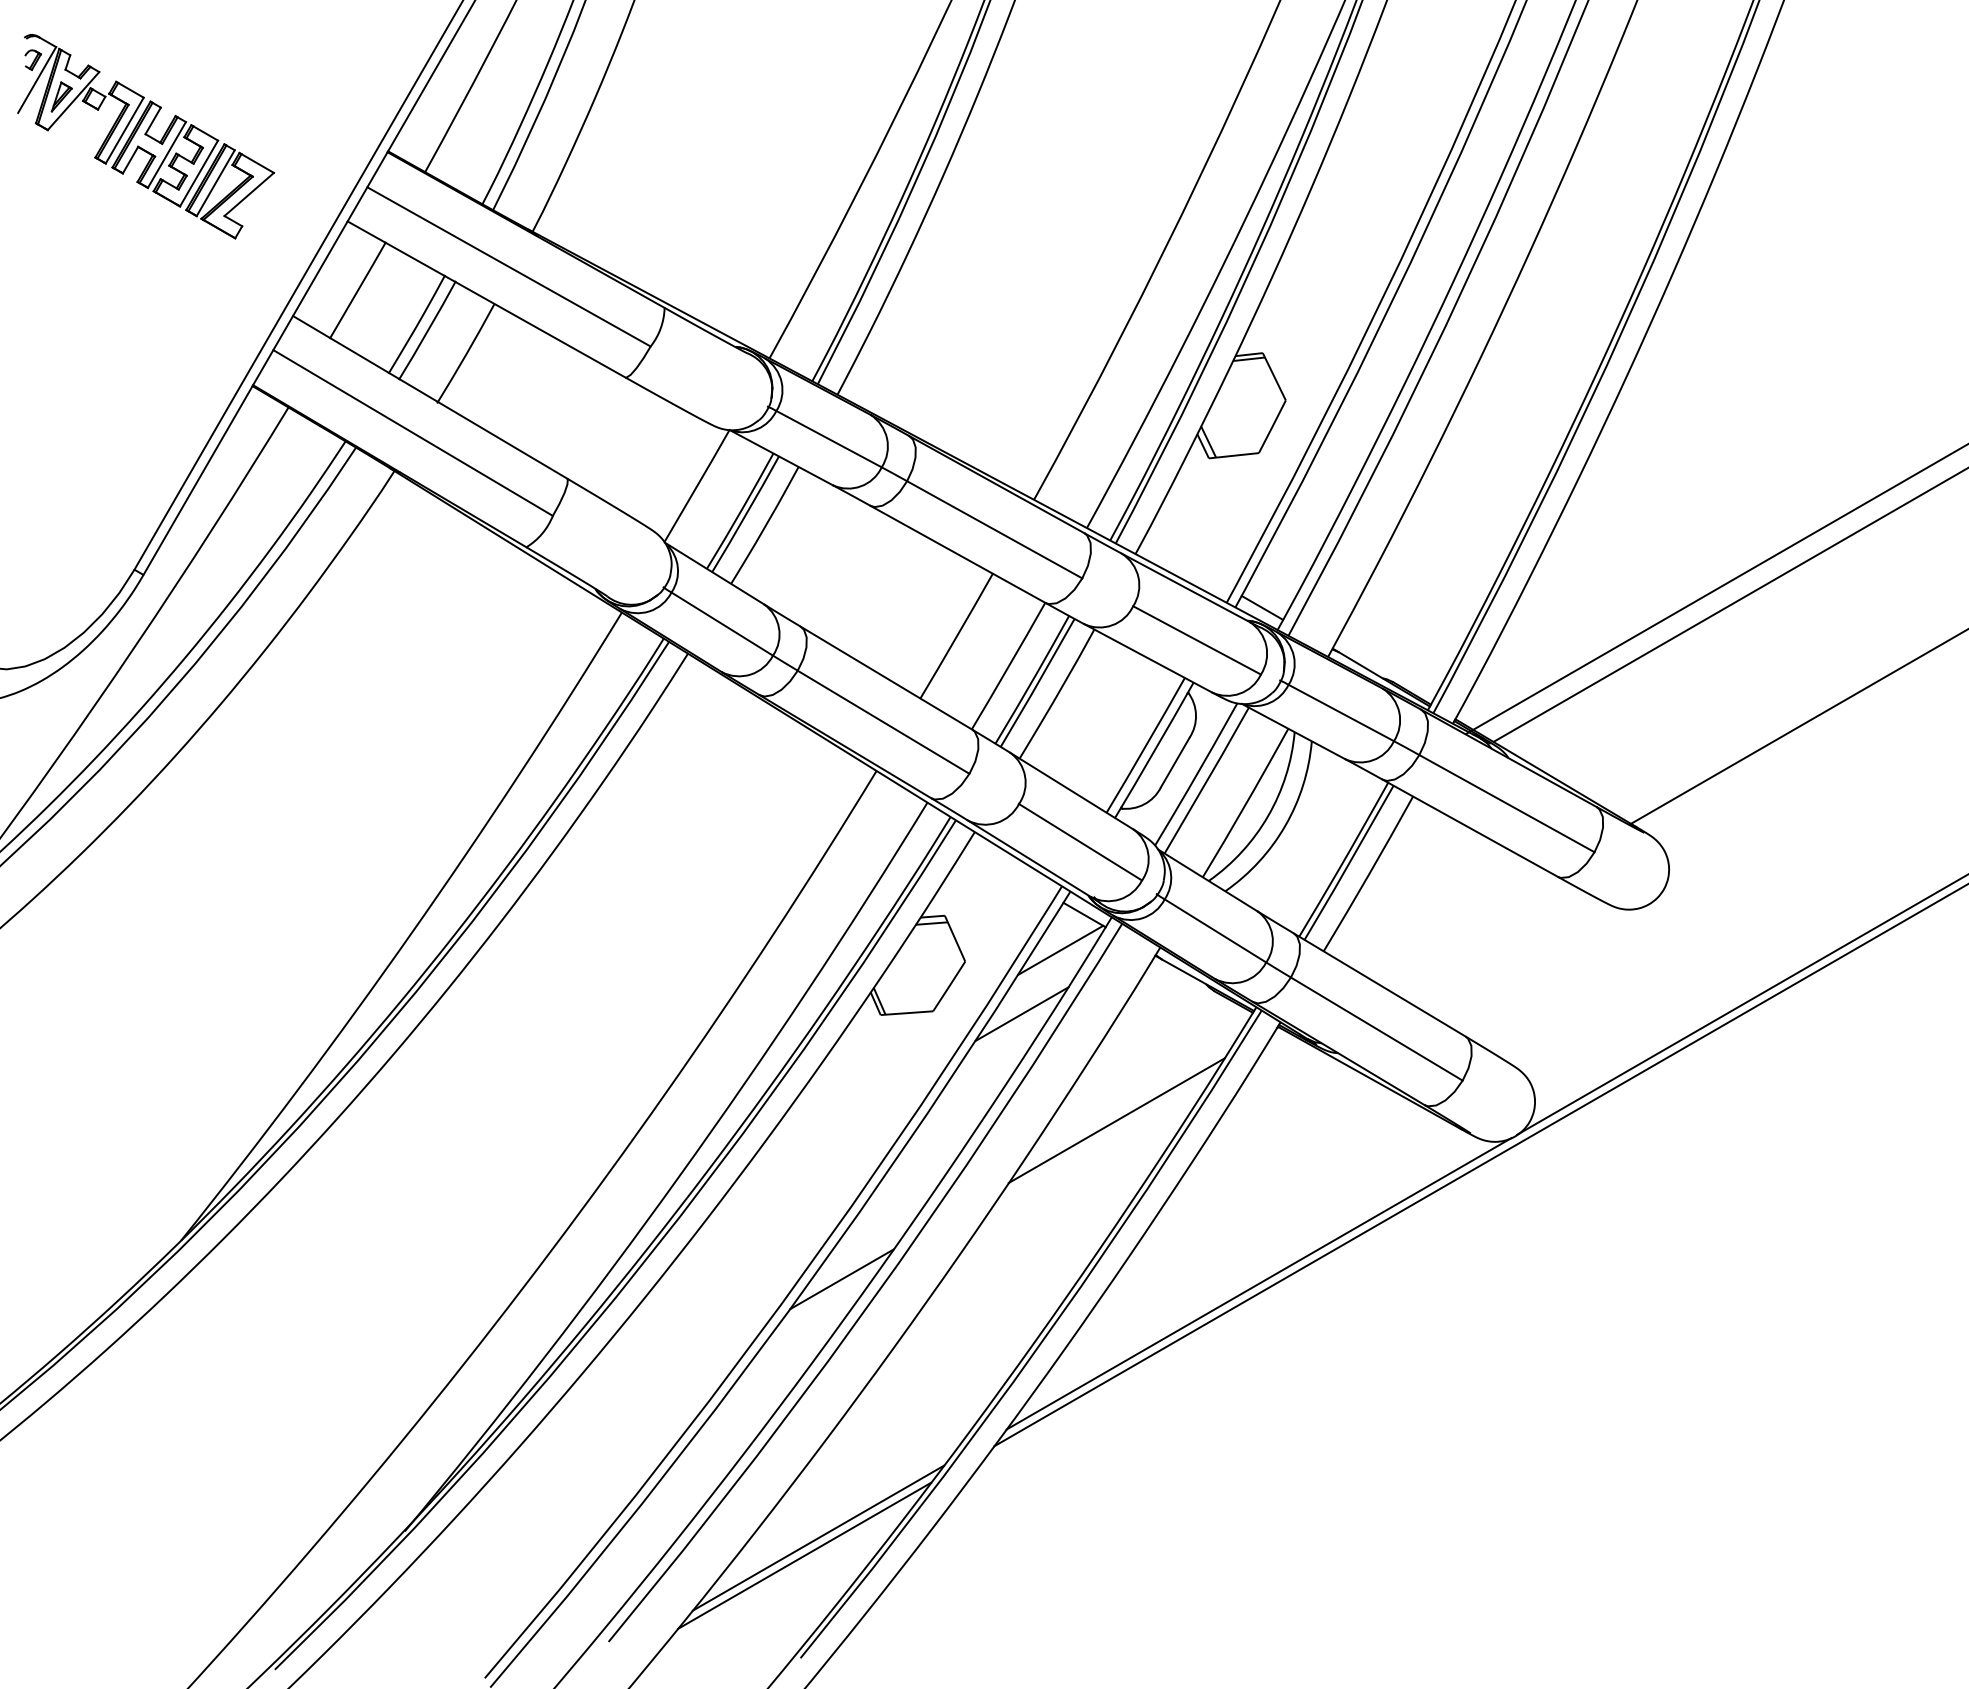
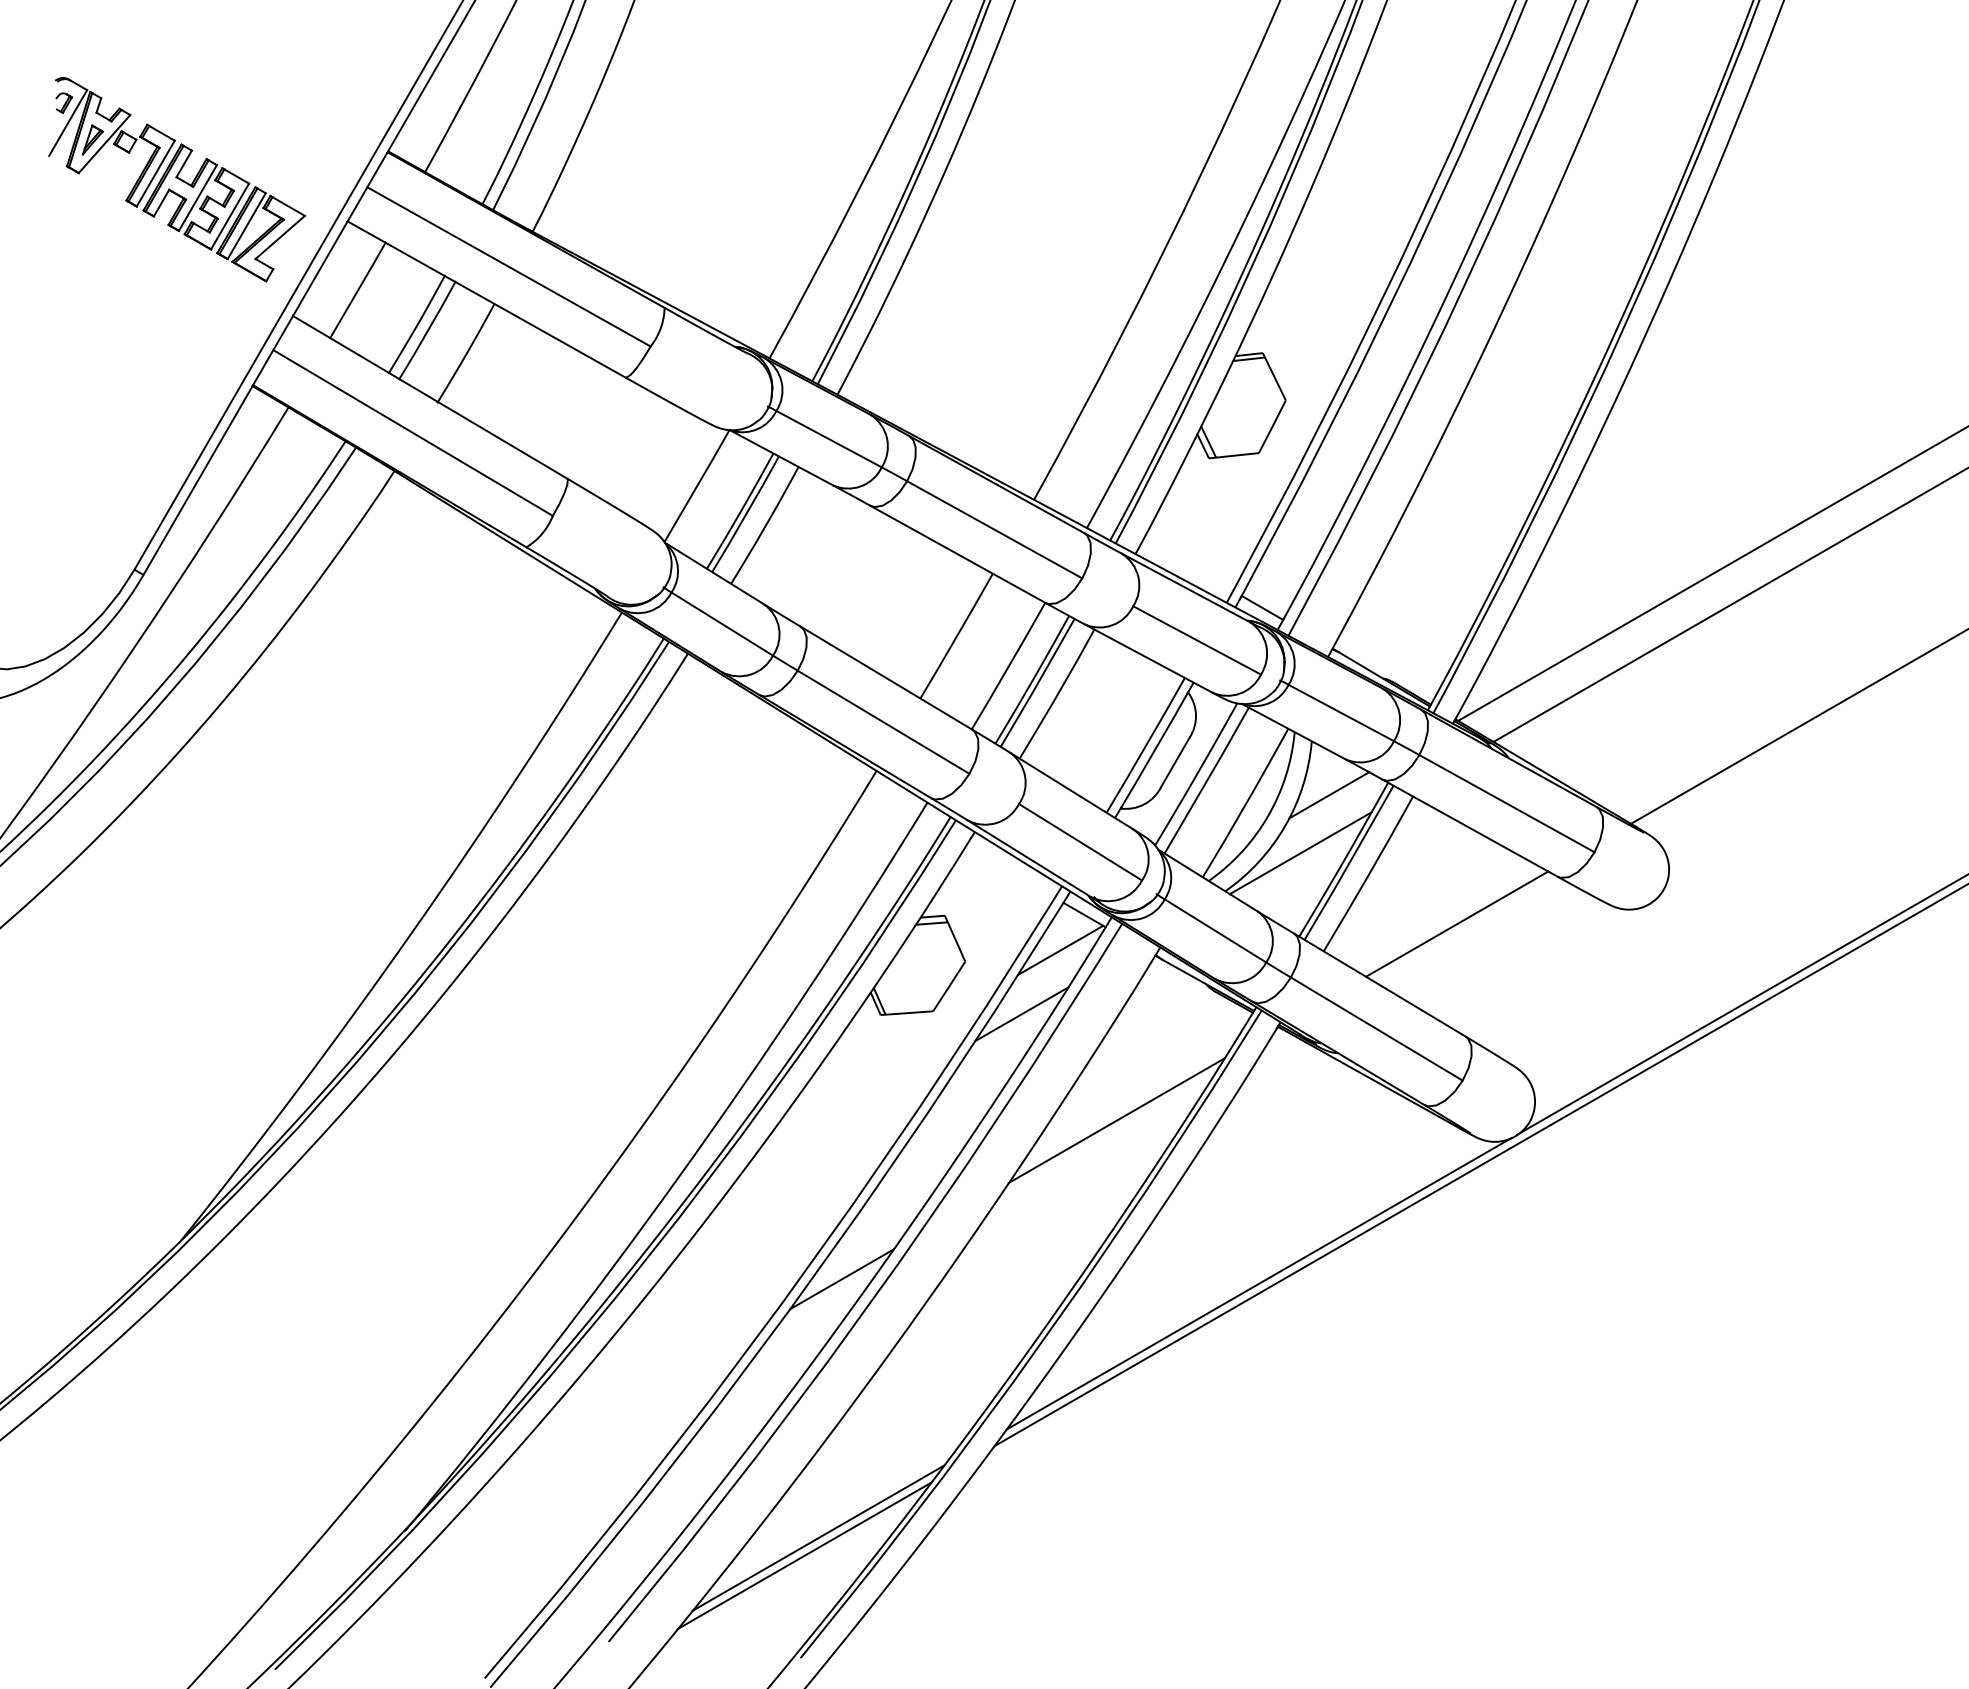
part position: (146, 136) -> (177, 179) (177, 179)
line position: (1715, 589) -> (1711, 574) (1711, 574)
line: none -> present (1329, 795)
line: none -> present (1300, 853)
line: none -> present (1457, 923)
